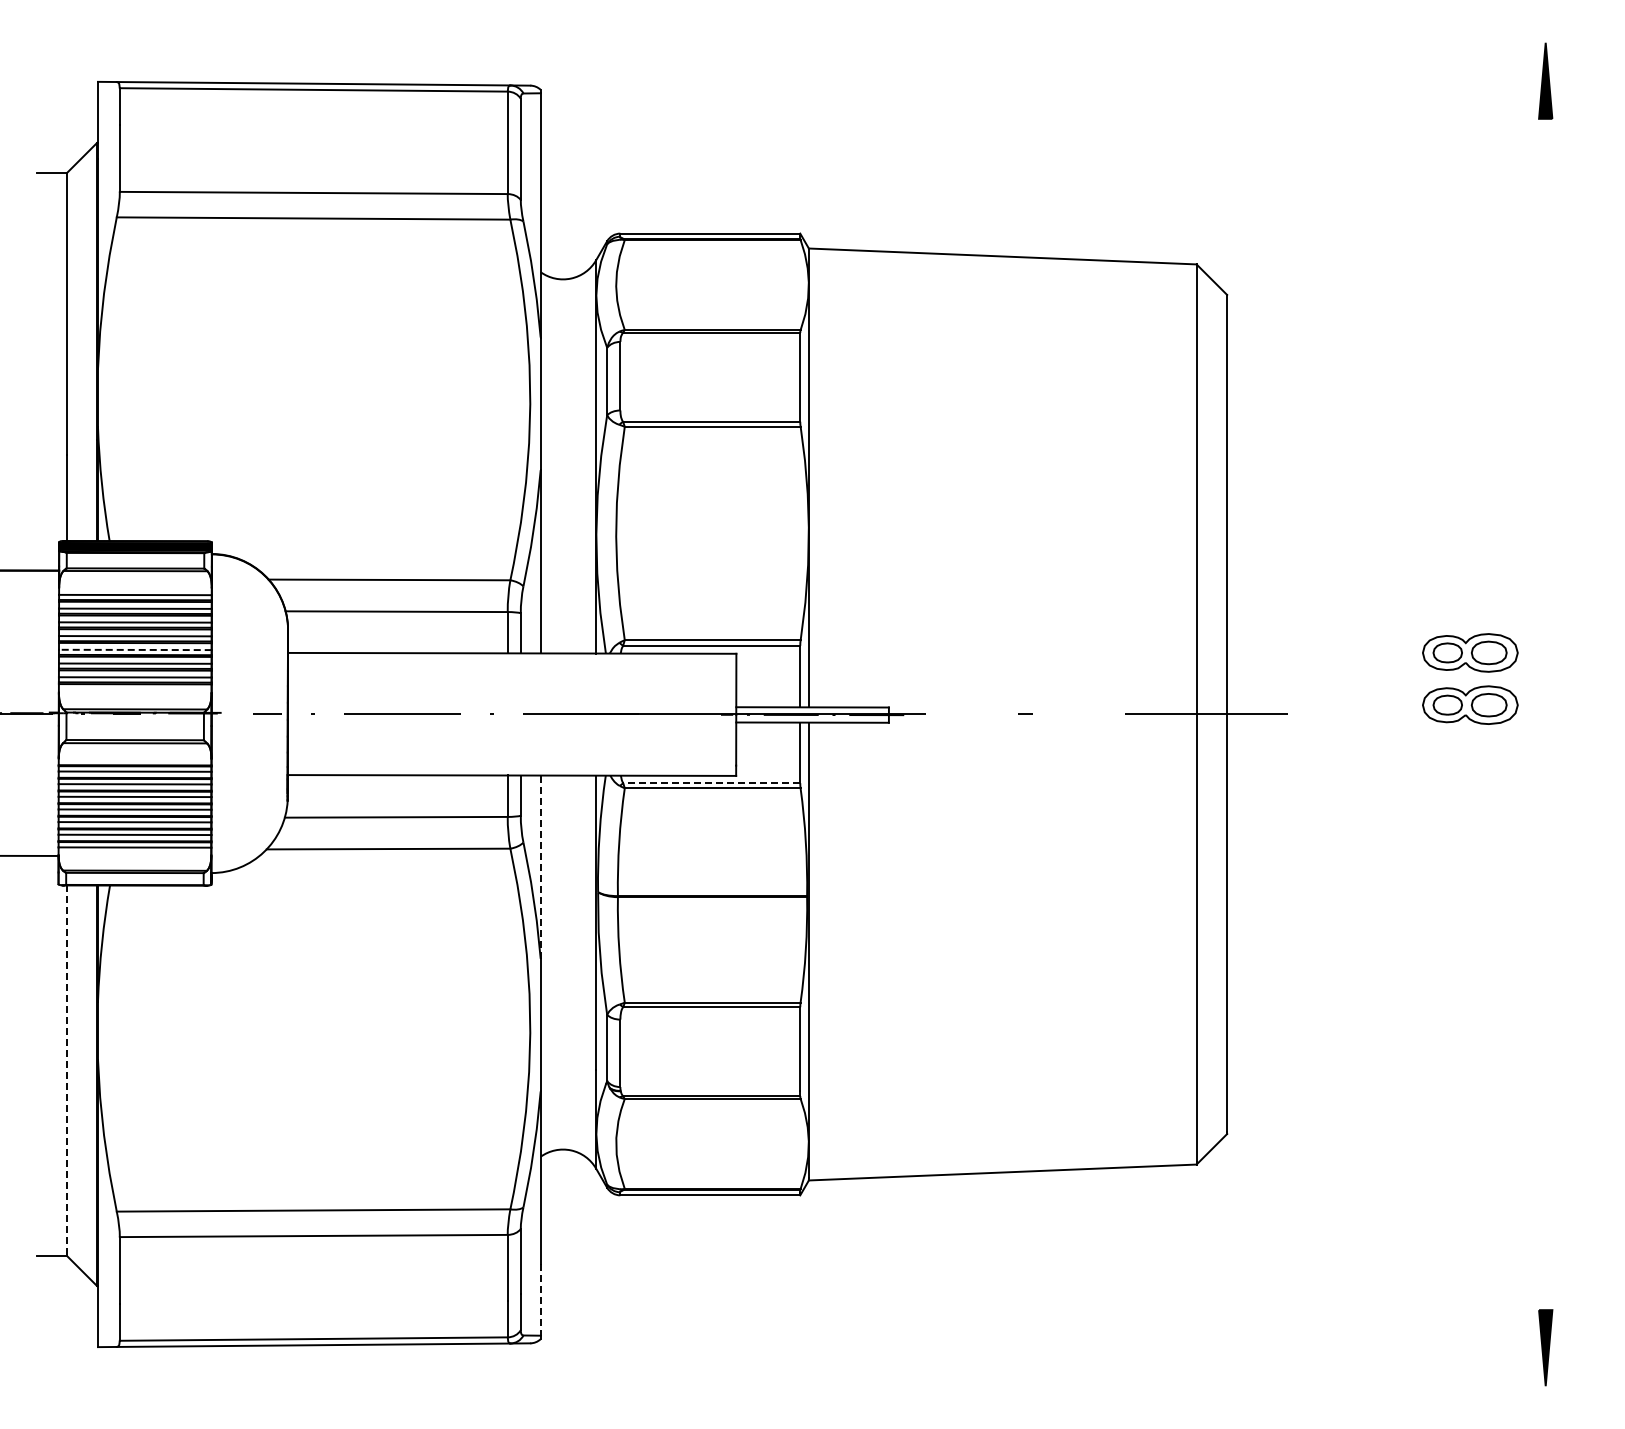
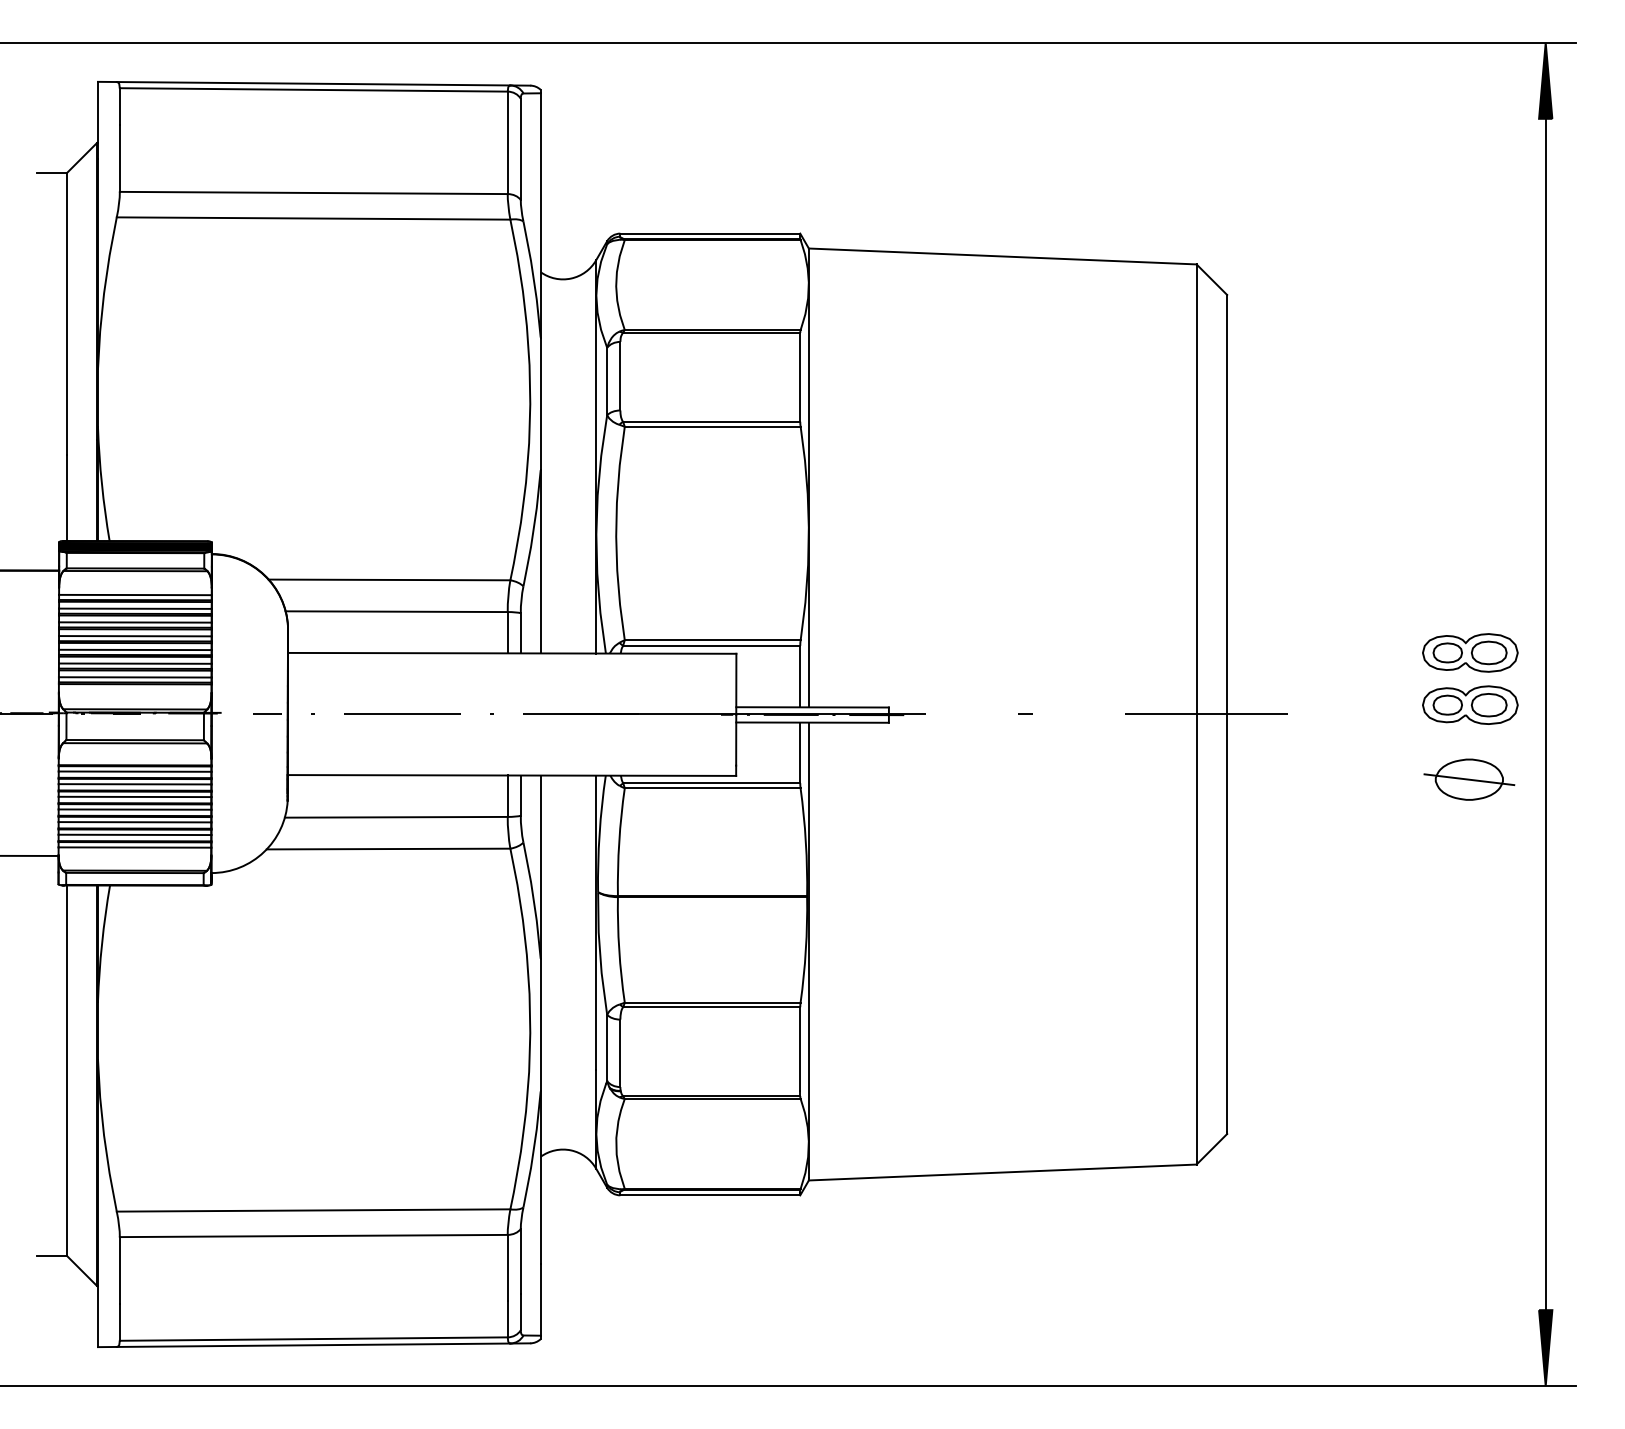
line: none -> present (789, 42)
line: dashed -> solid (134, 649)
line: none -> present (1545, 714)
part: none -> present (1469, 779)
line: dashed -> solid (711, 783)
line: dashed -> solid (540, 867)
line: dashed -> solid (67, 1071)
line: dashed -> solid (540, 1299)
line: none -> present (789, 1386)
